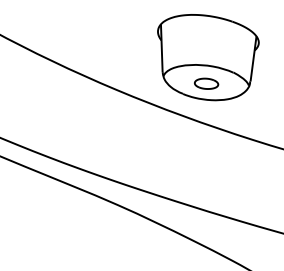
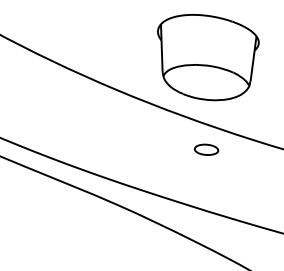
part position: (206, 83) -> (206, 149) (206, 149)
